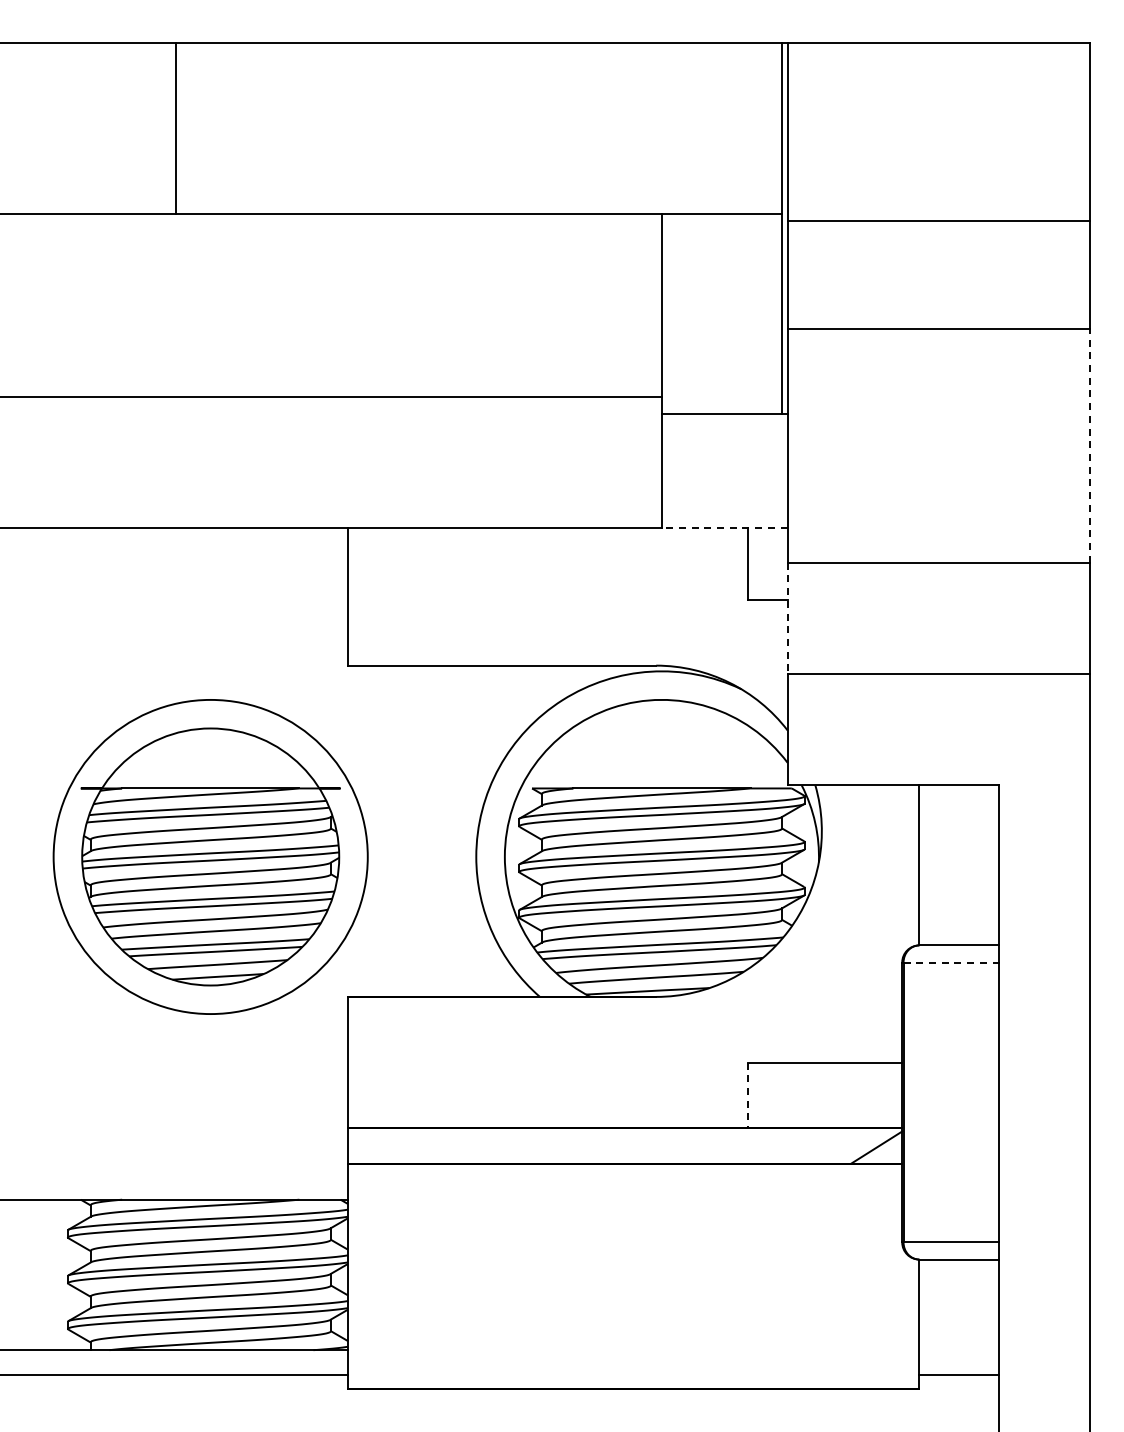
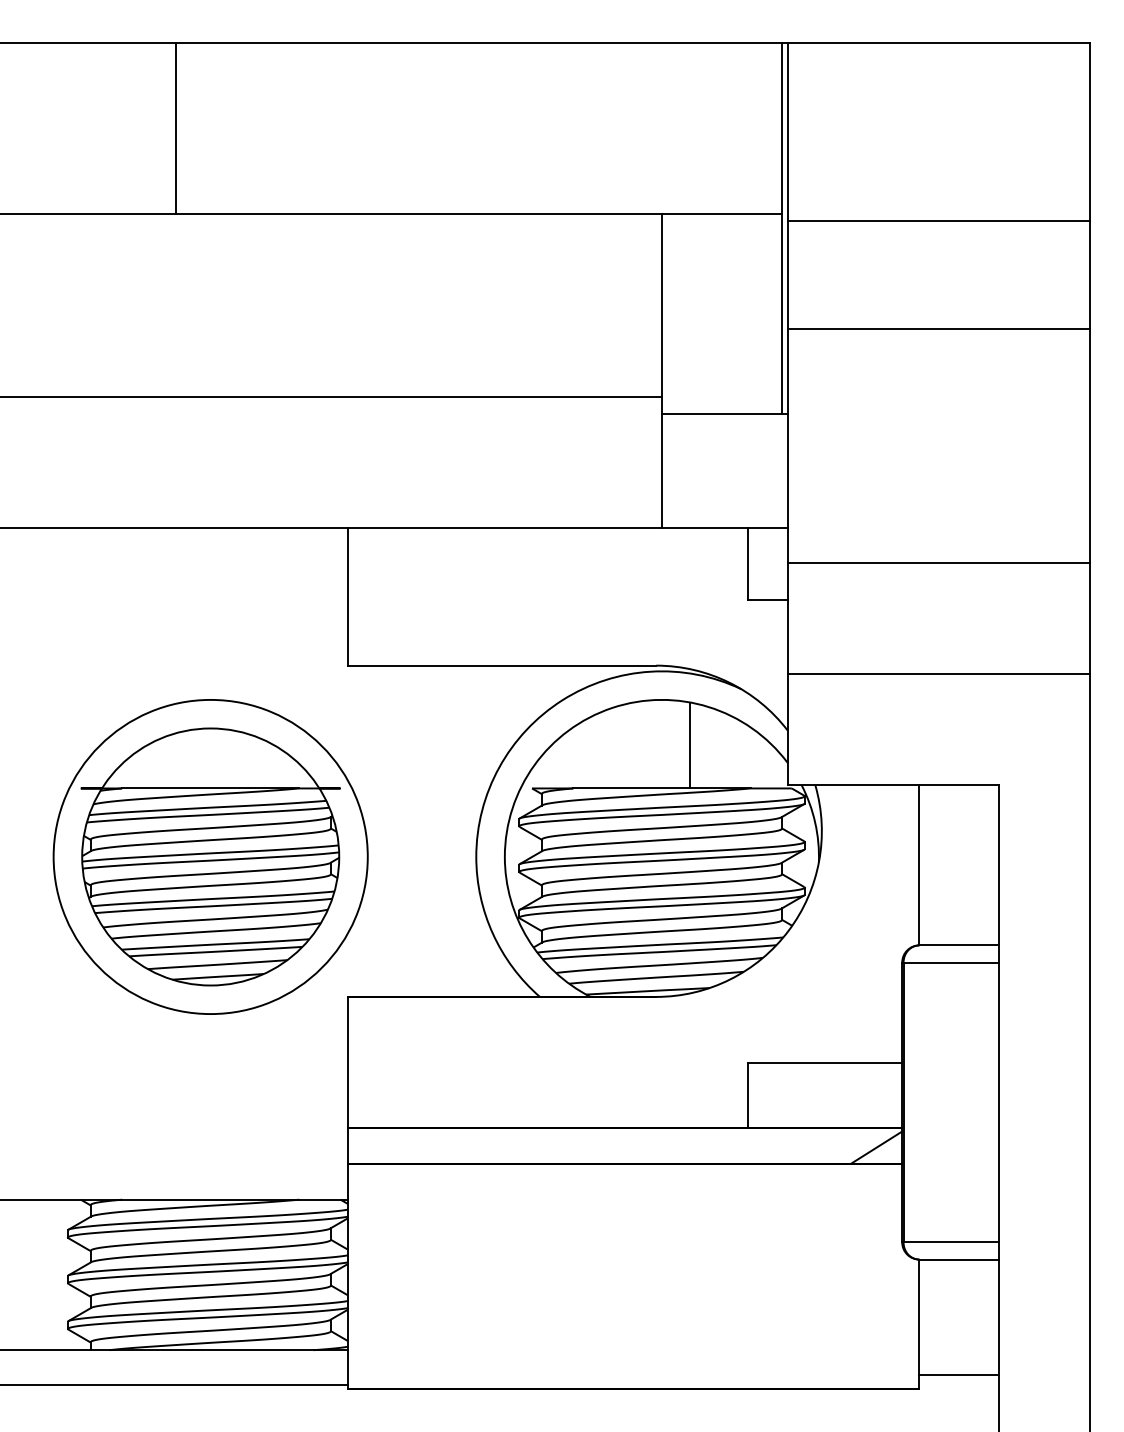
line: dashed -> solid (1090, 445)
line: dashed -> solid (724, 528)
line: dashed -> solid (787, 618)
line: none -> present (690, 745)
line: dashed -> solid (951, 962)
line: dashed -> solid (747, 1095)
line position: (174, 1375) -> (174, 1385) (174, 1385)
